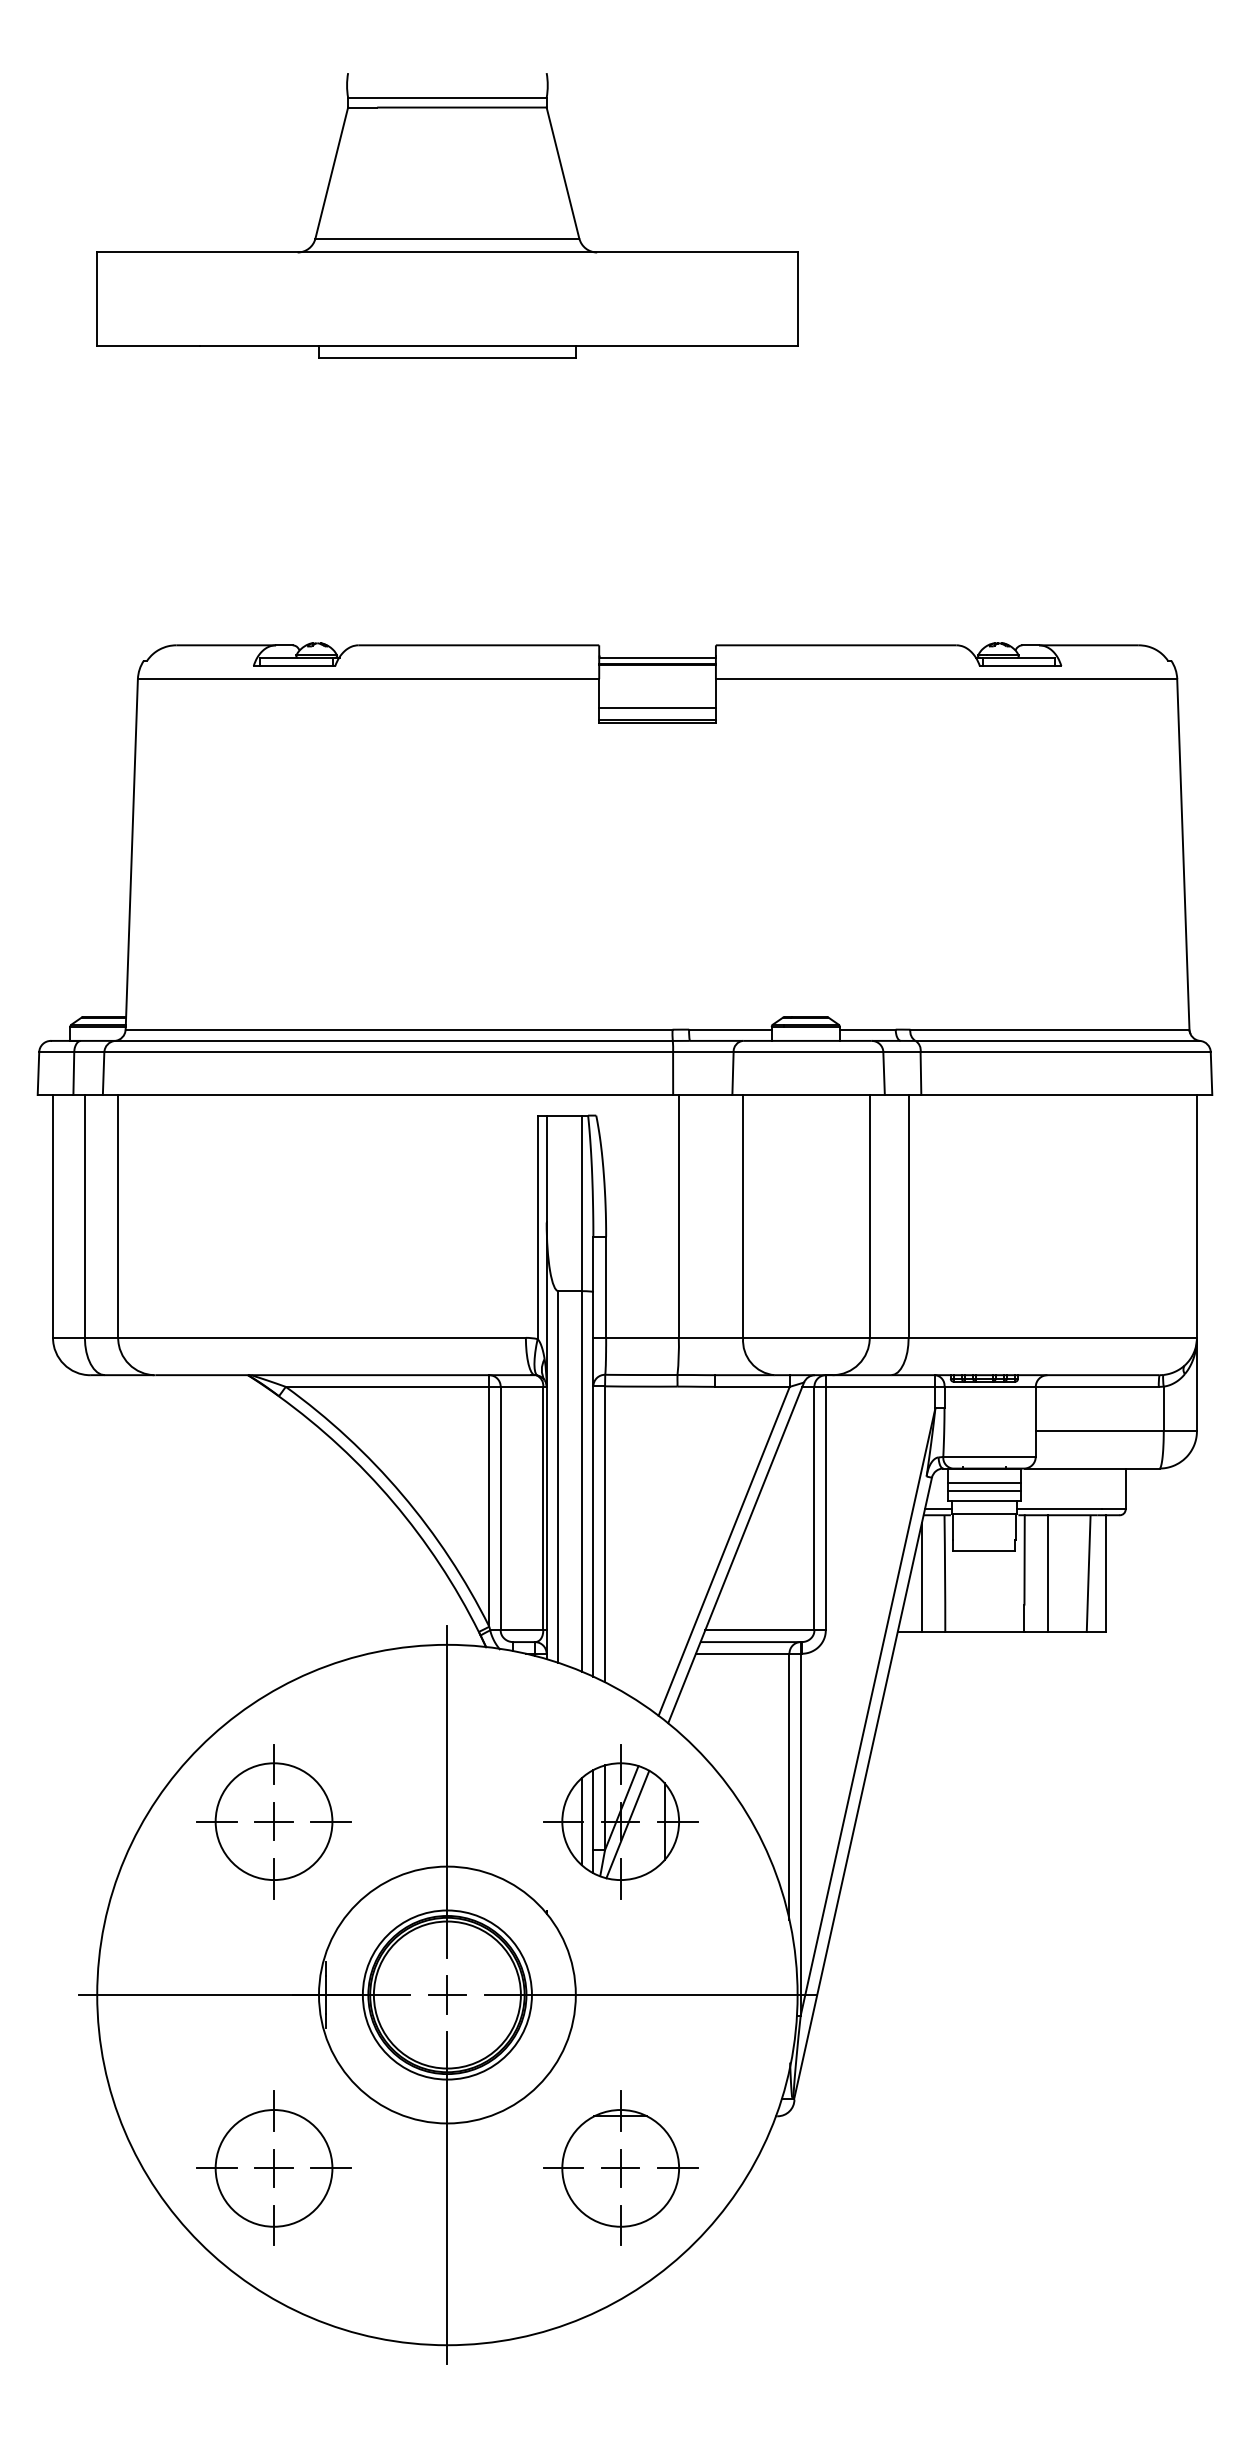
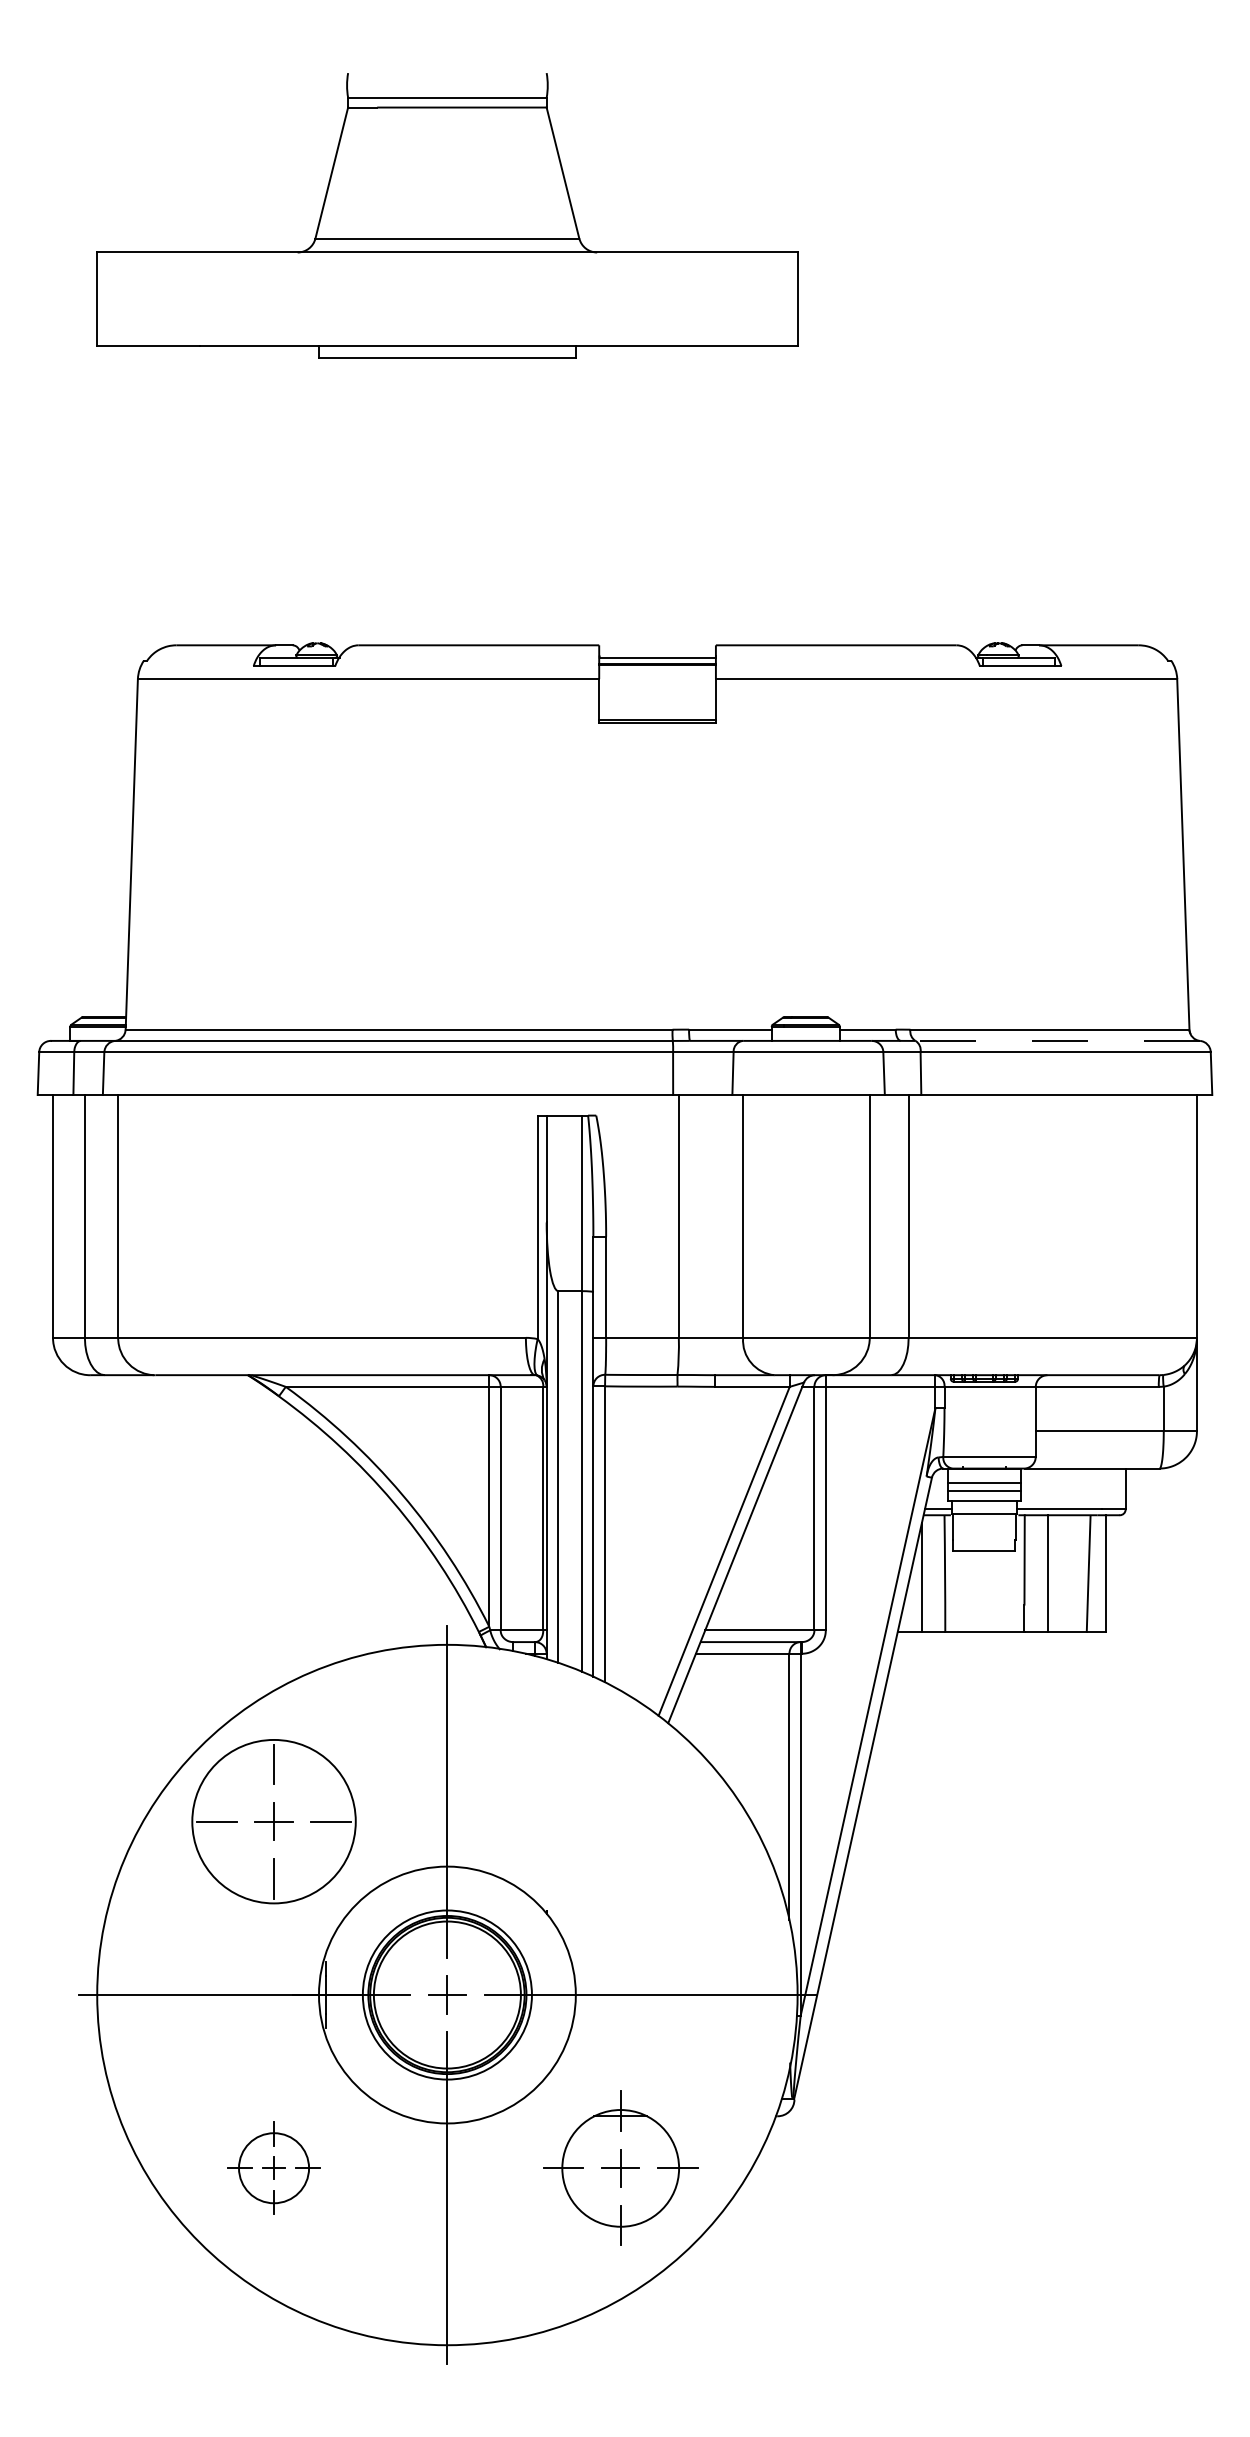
line: present -> none (657, 708)
line: solid -> dashed (1057, 1040)
circle diameter: 117 px -> 163 px (273, 1821)
part: present -> none (620, 1821)
part size: 156x156 px -> 94x94 px (273, 2167)
